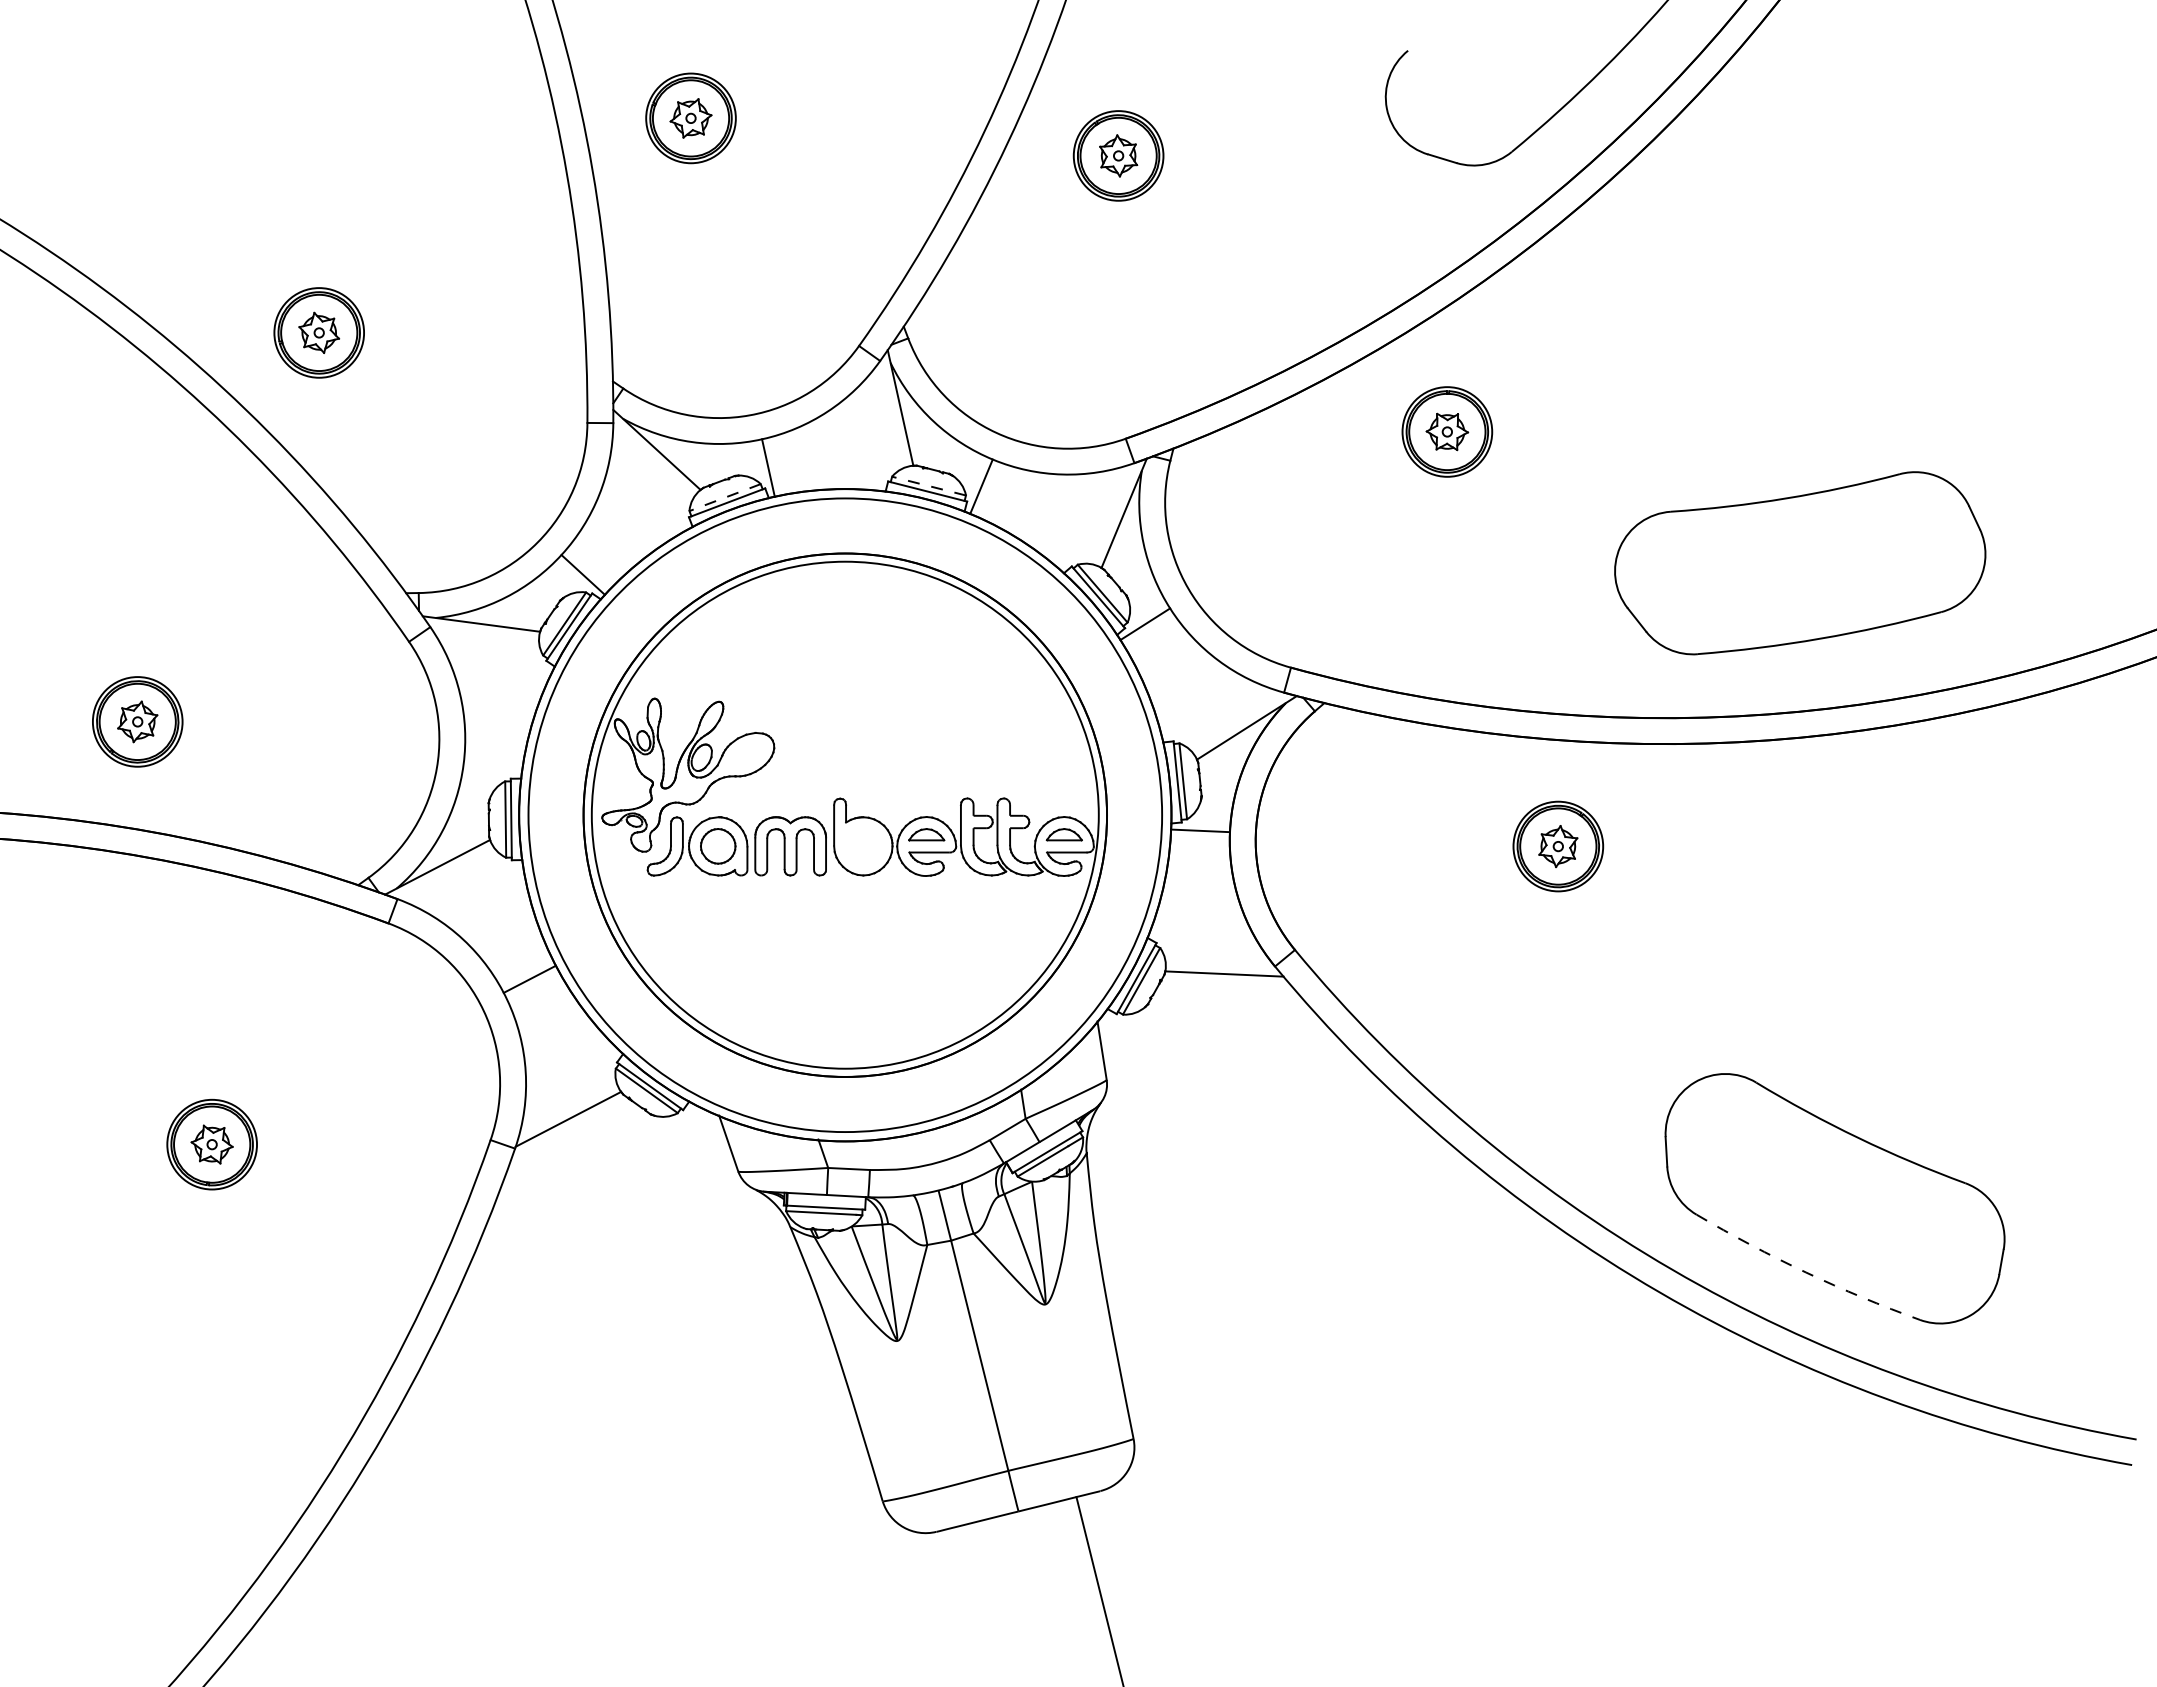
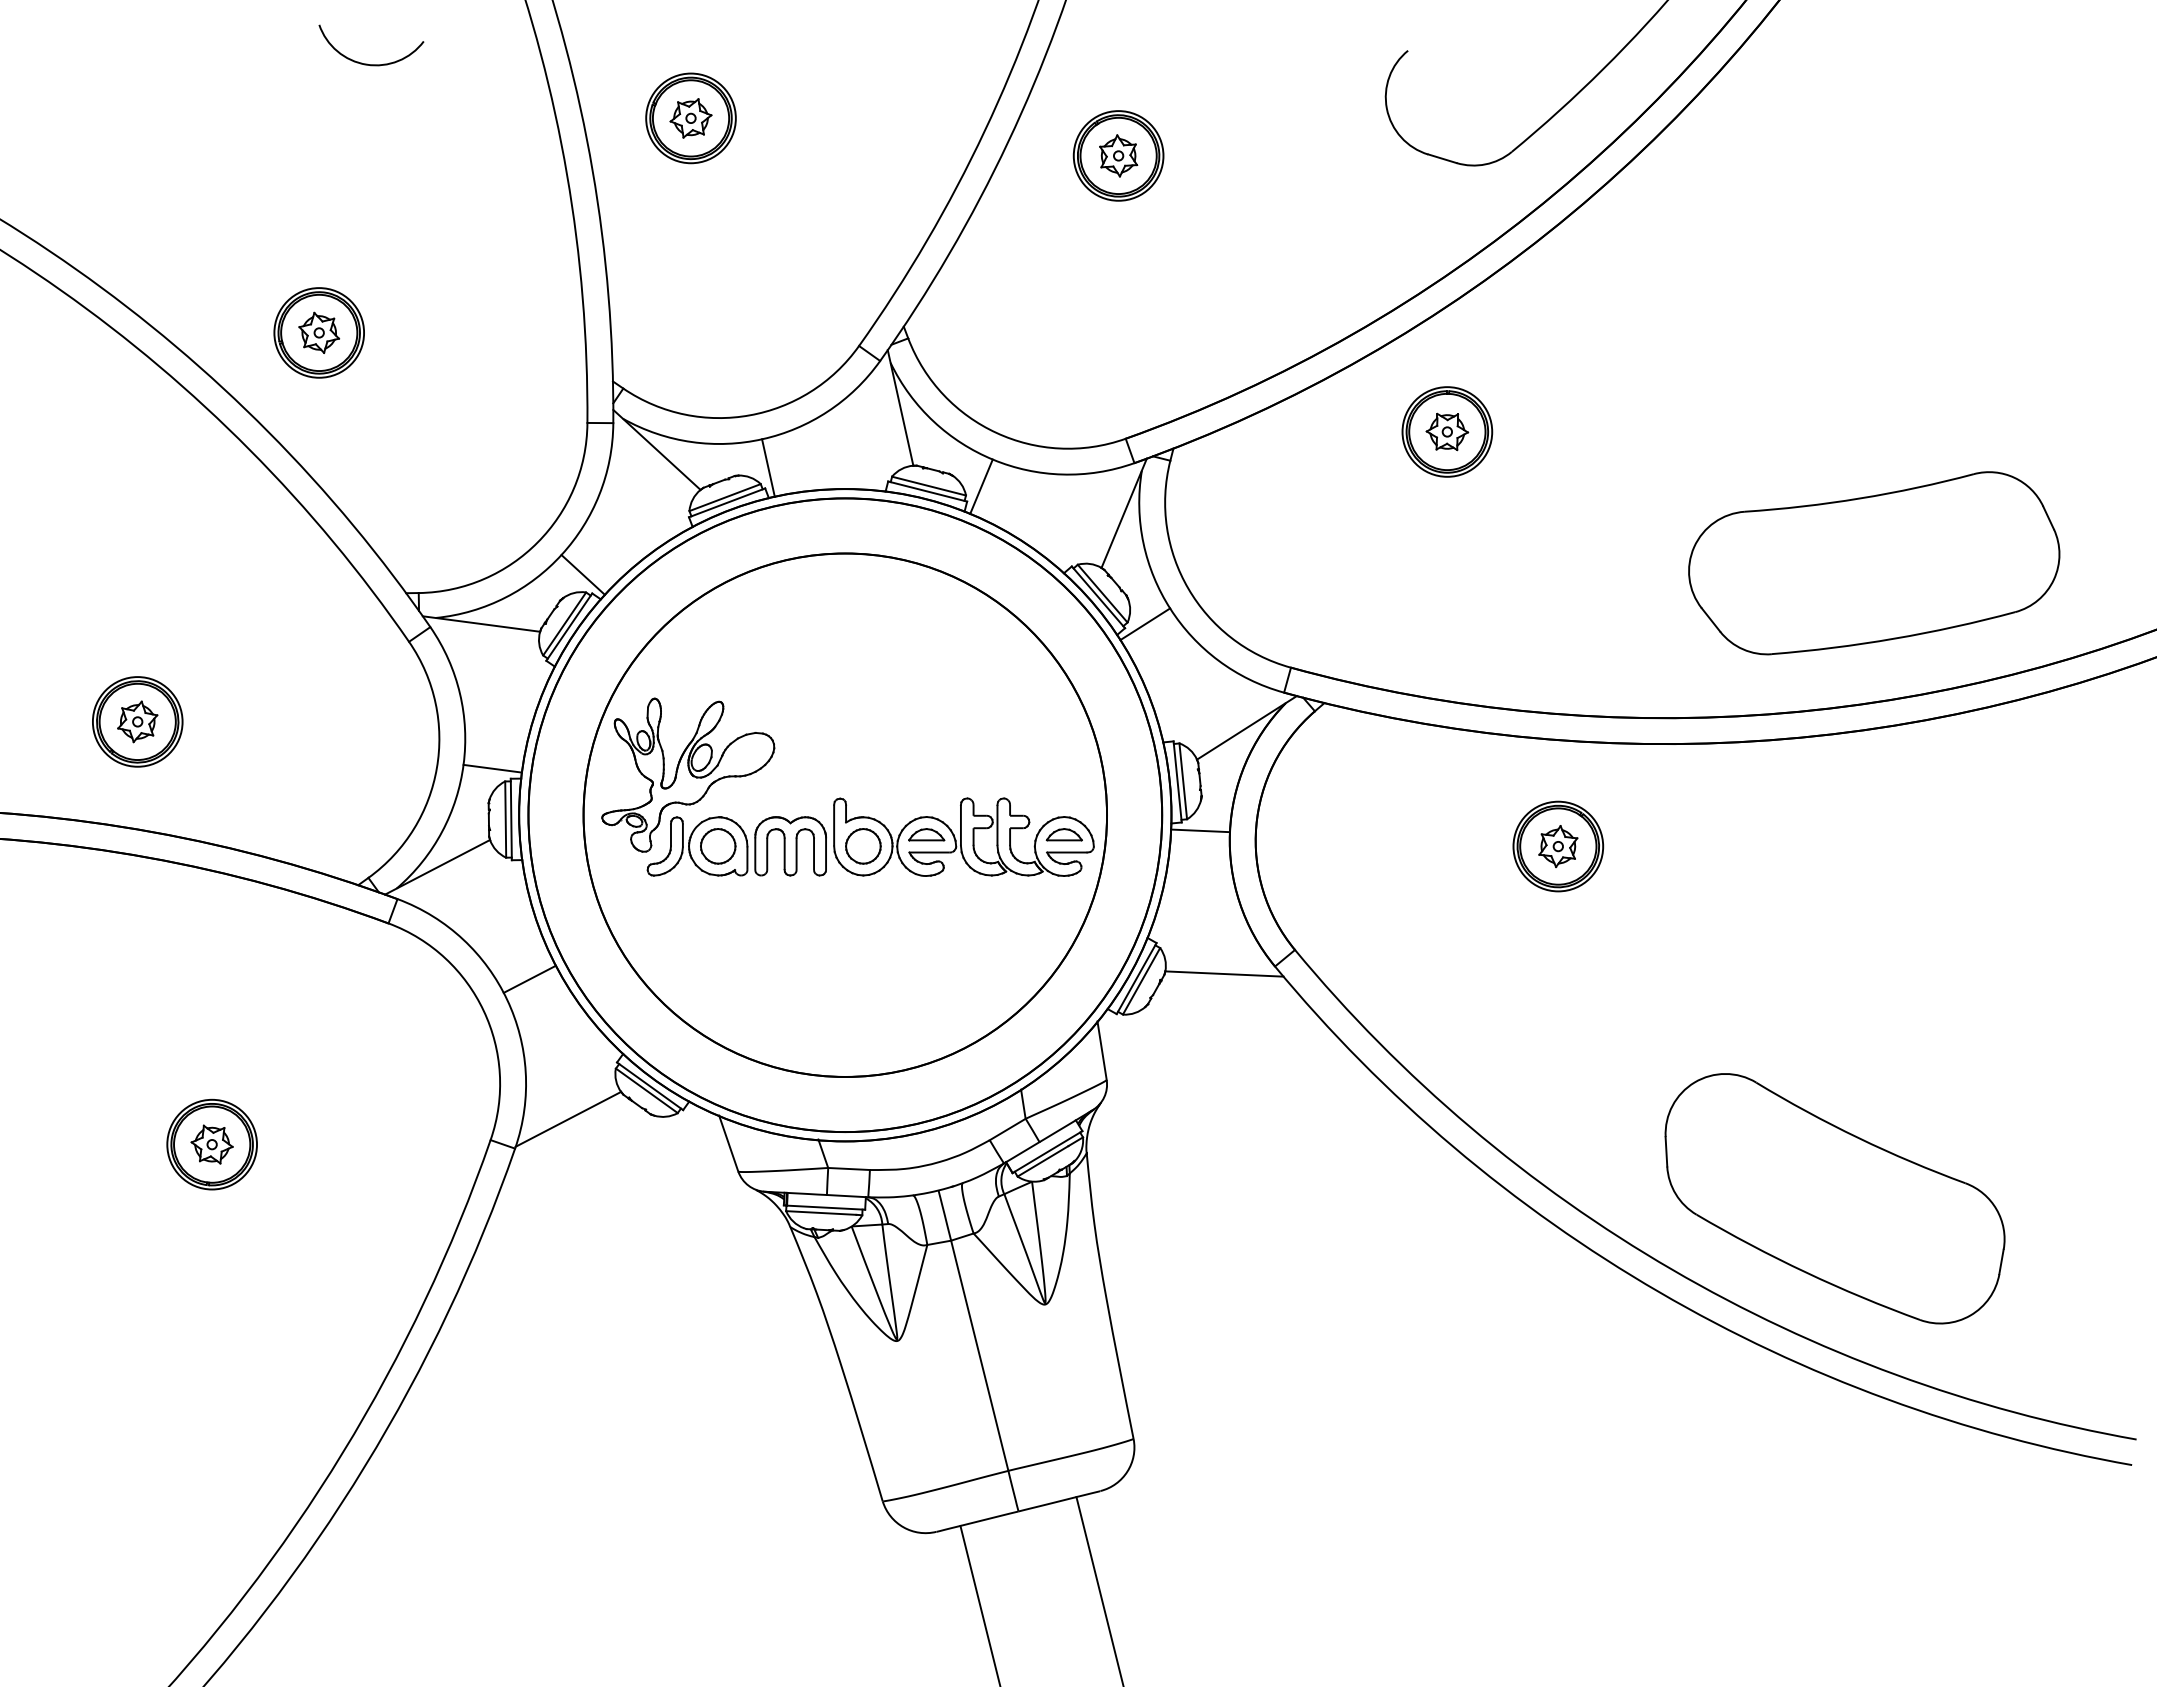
arc: none -> present (367, 63)
line: dashed -> solid (928, 486)
line: dashed -> solid (724, 497)
part position: (1800, 563) -> (1874, 563) (1874, 563)
line: none -> present (492, 768)
circle diameter: 507 px -> 634 px (845, 815)
part: none -> present (863, 846)
arc: dashed -> solid (1806, 1272)
line: none -> present (979, 1604)
